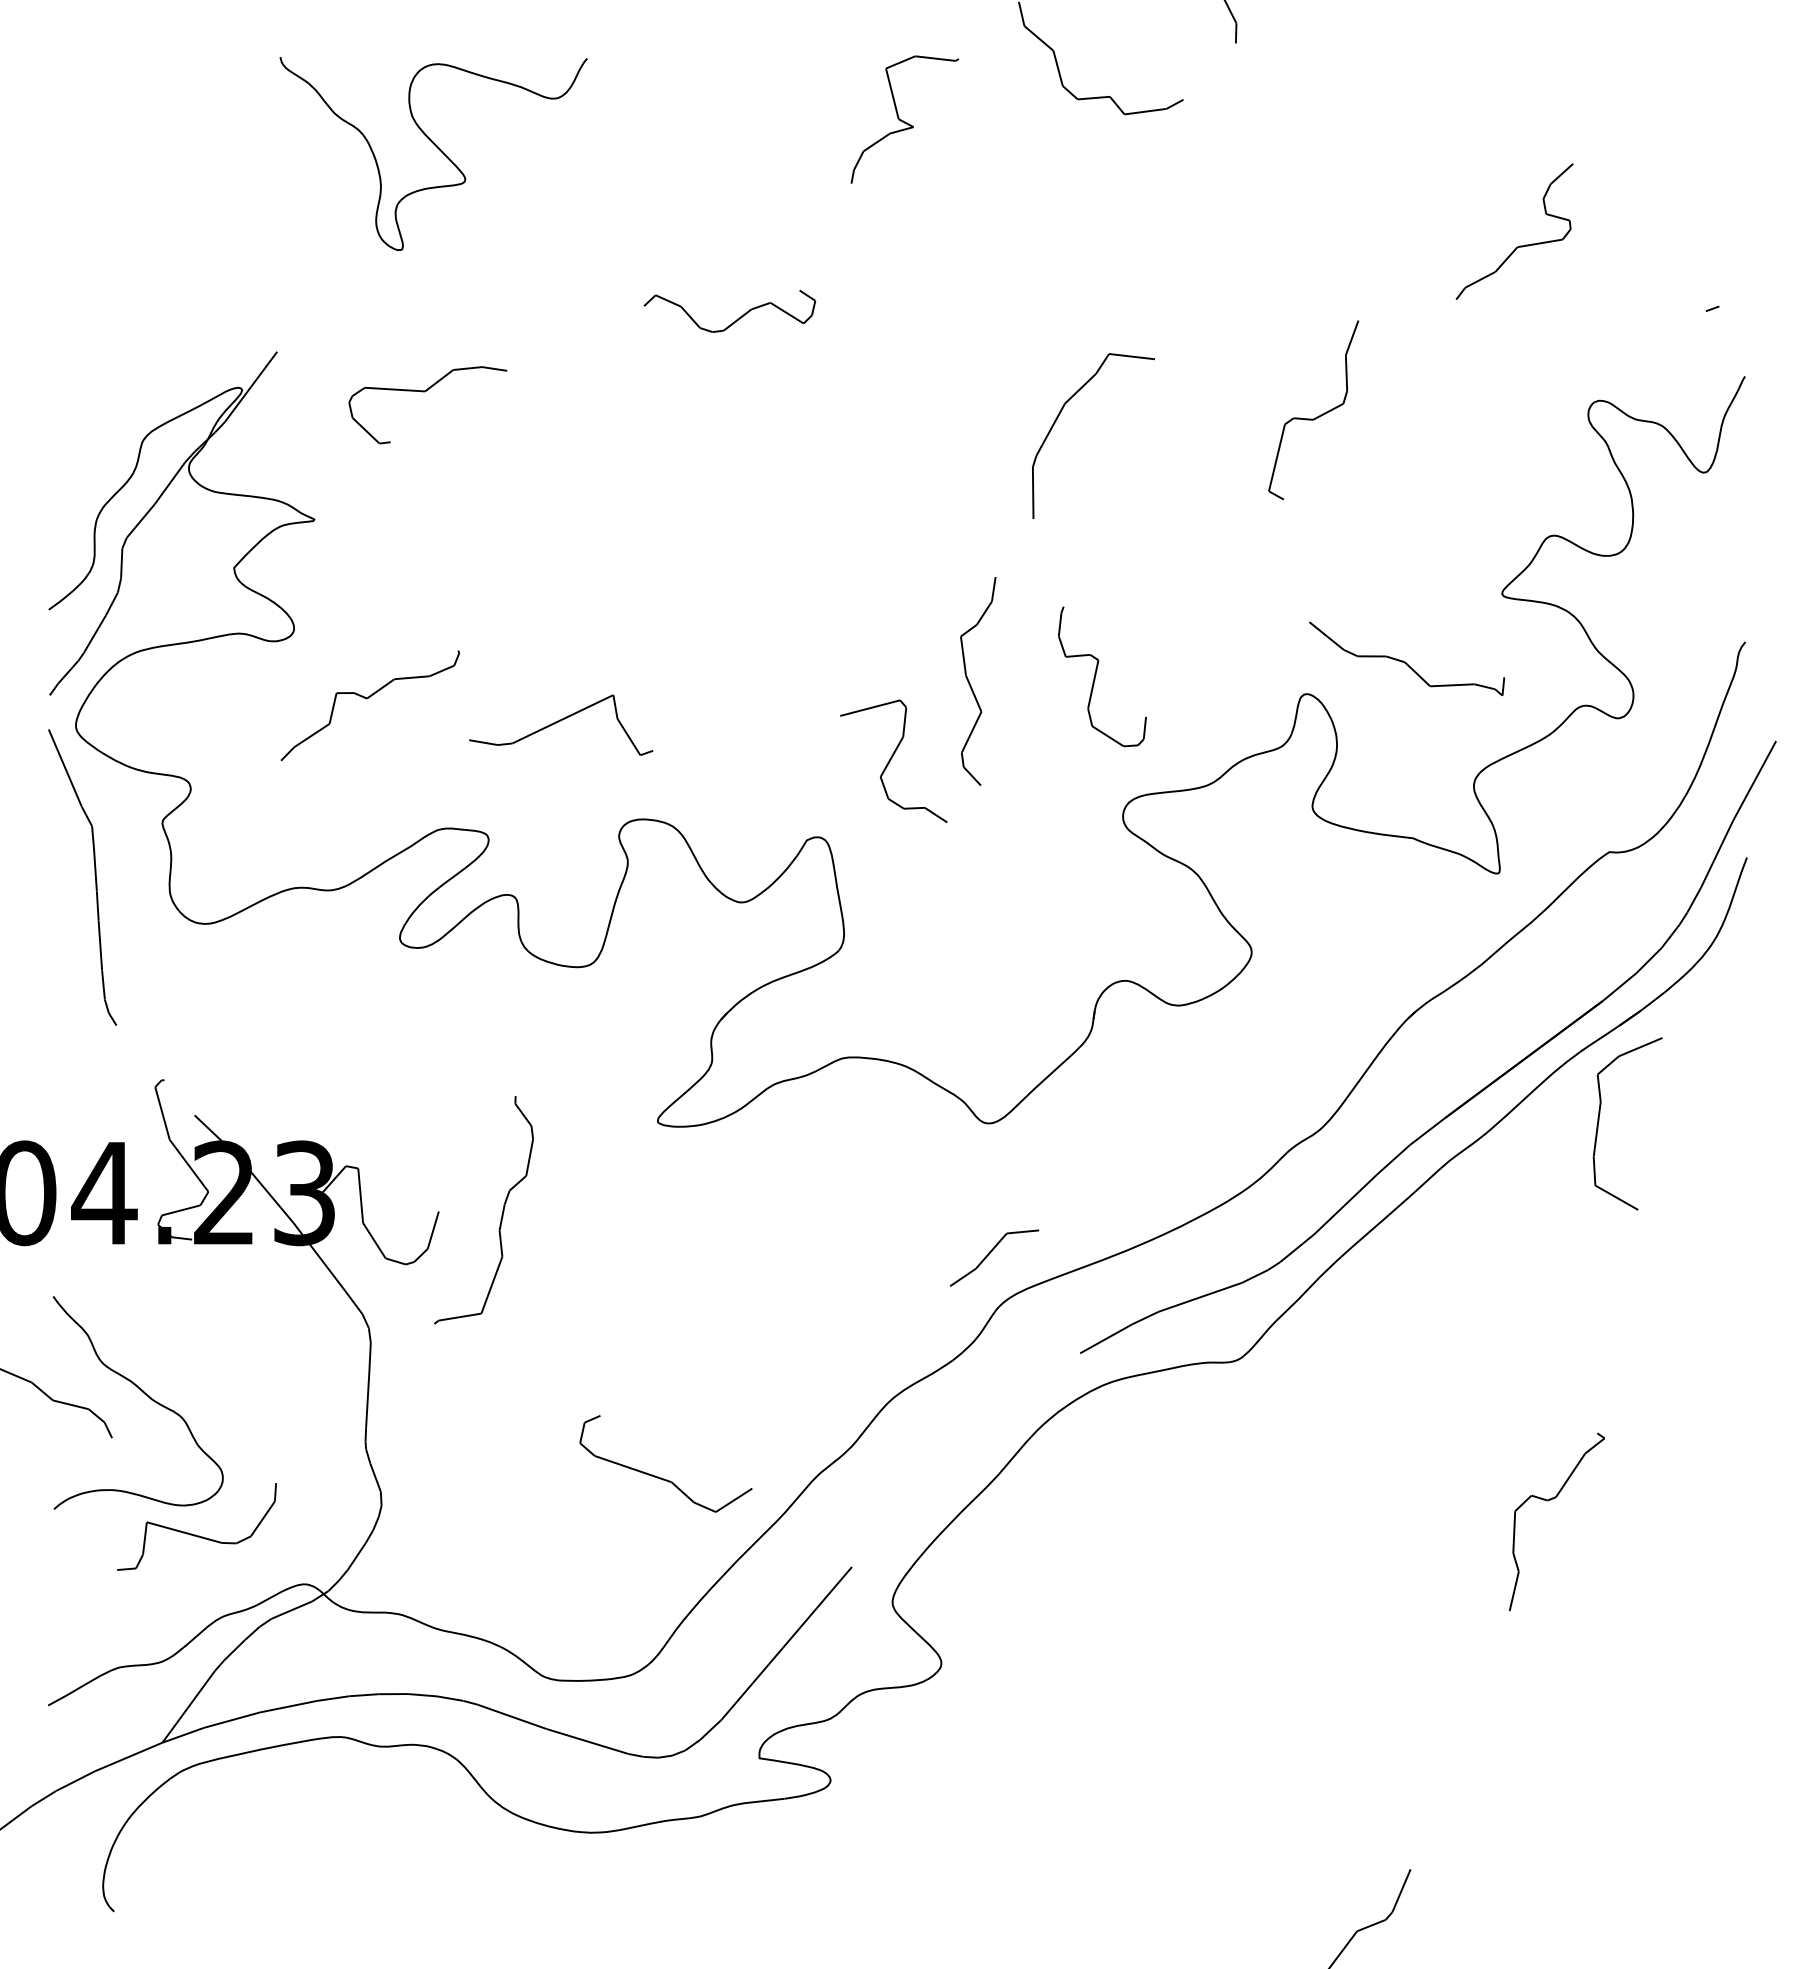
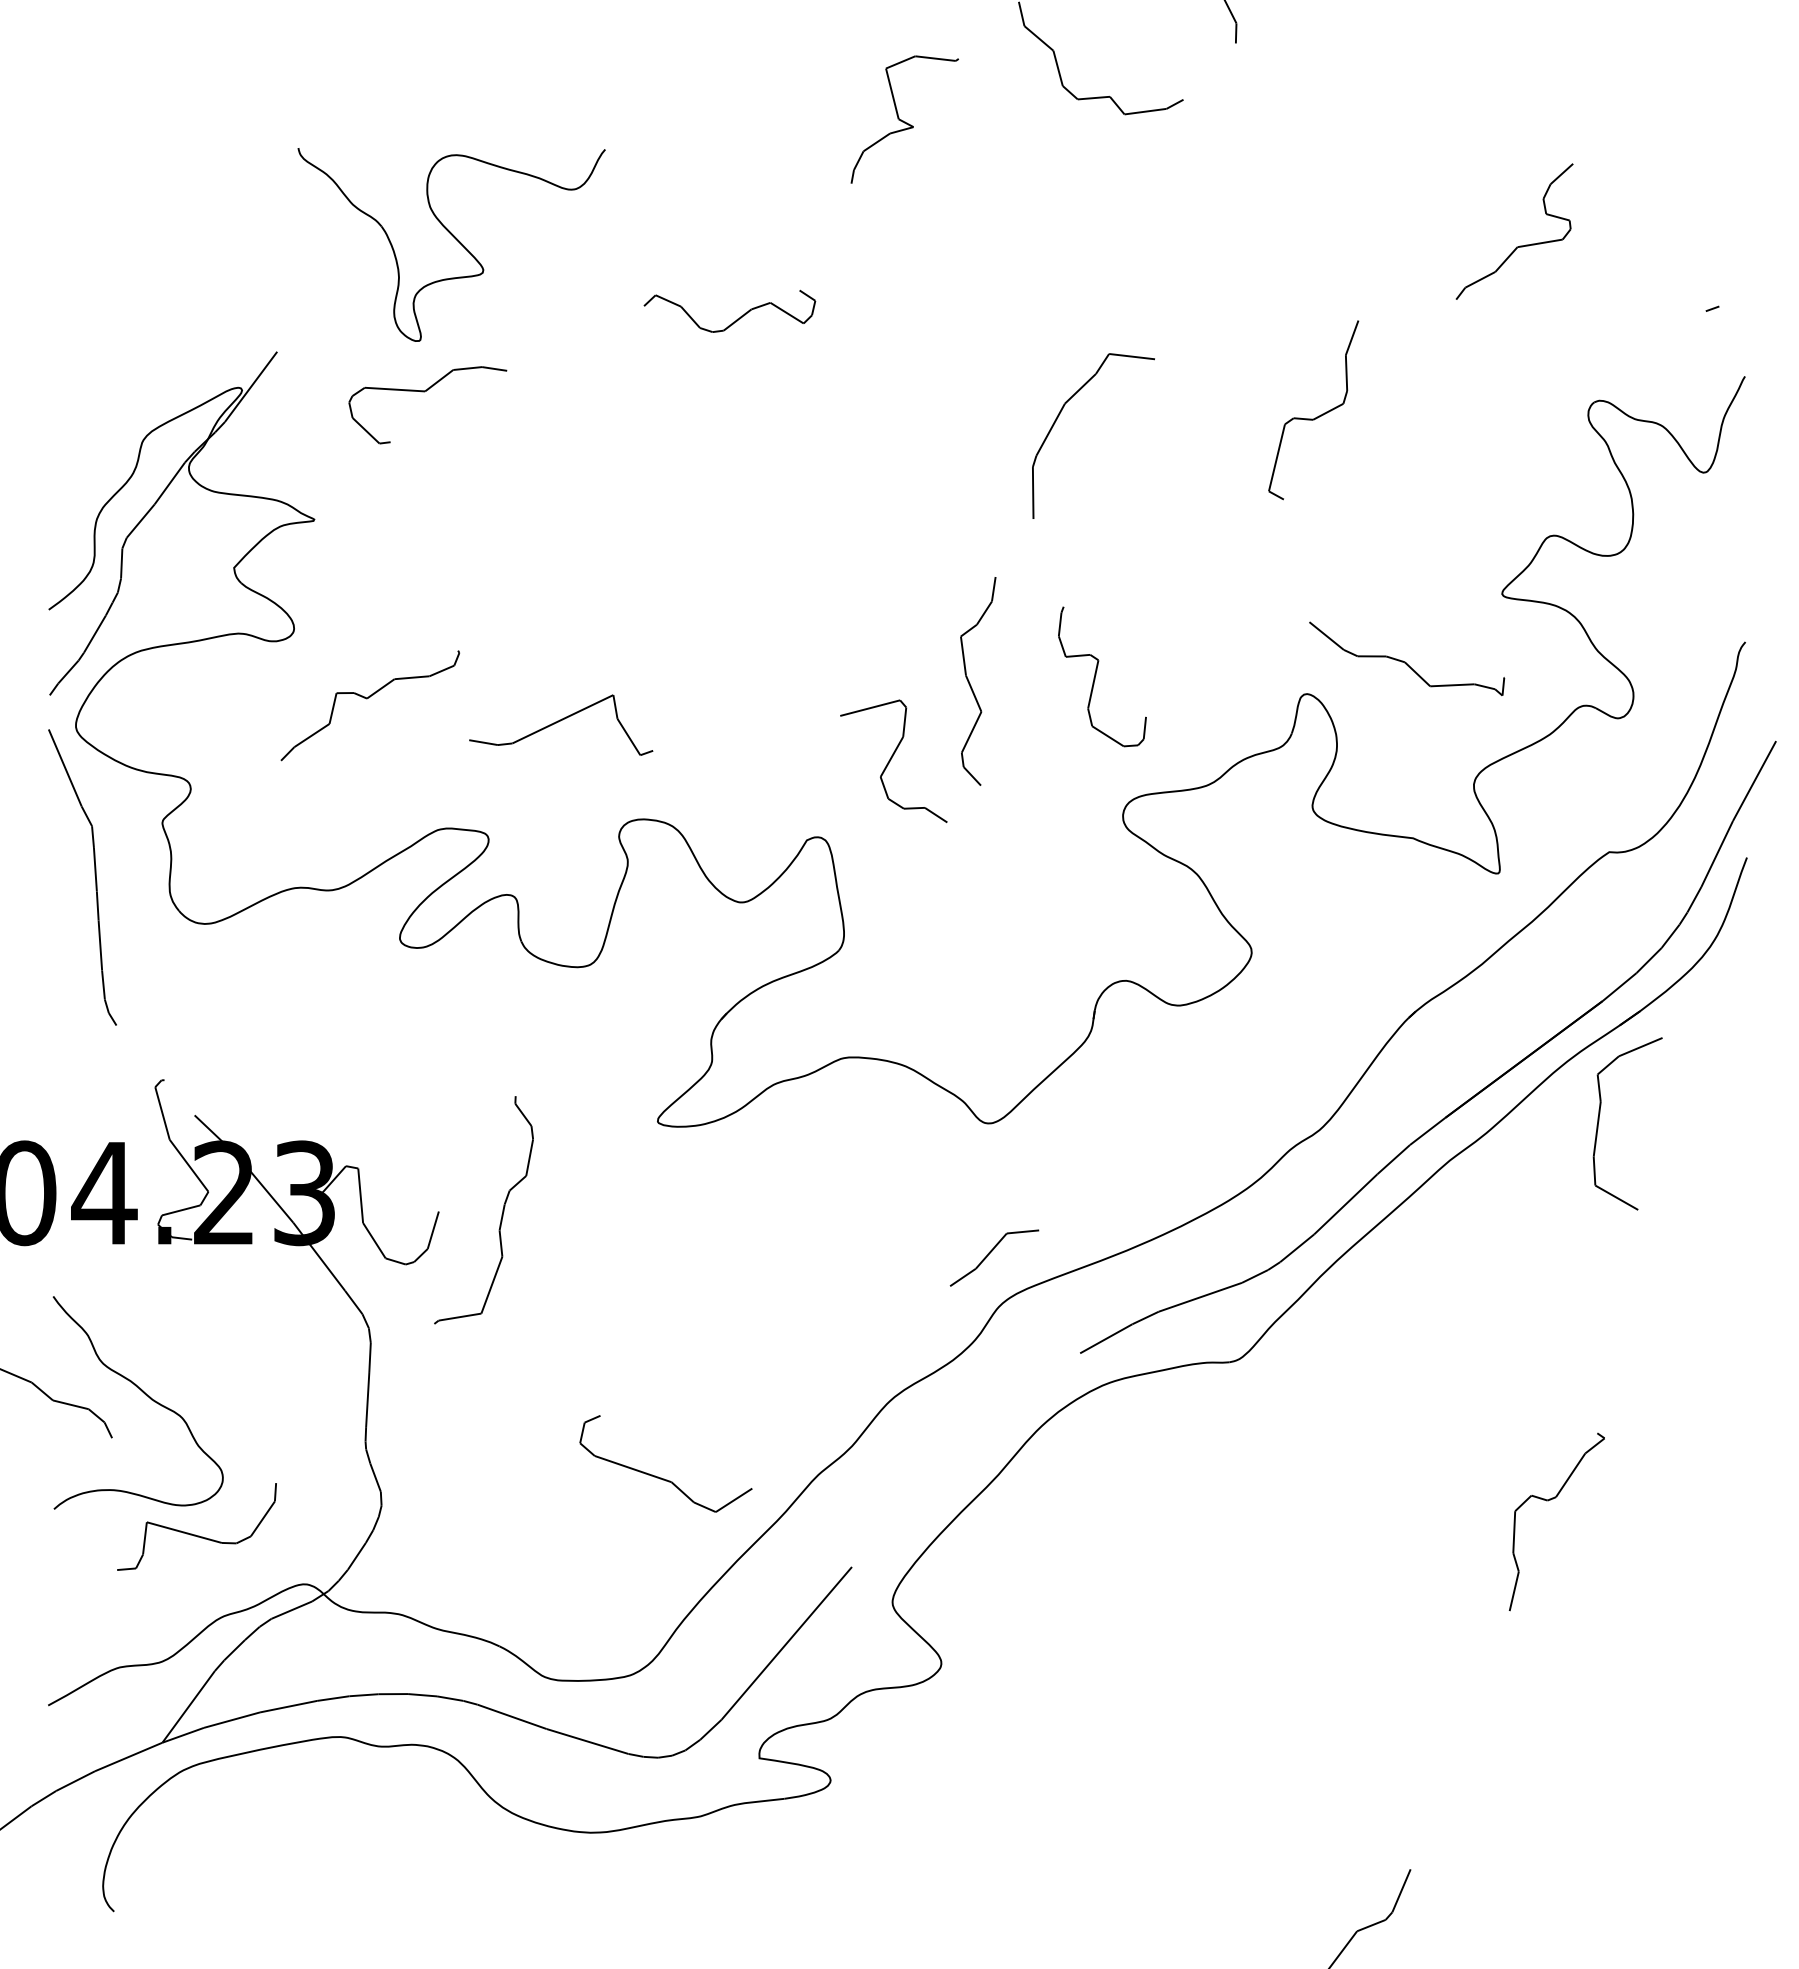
part position: (437, 148) -> (455, 239) (455, 239)
